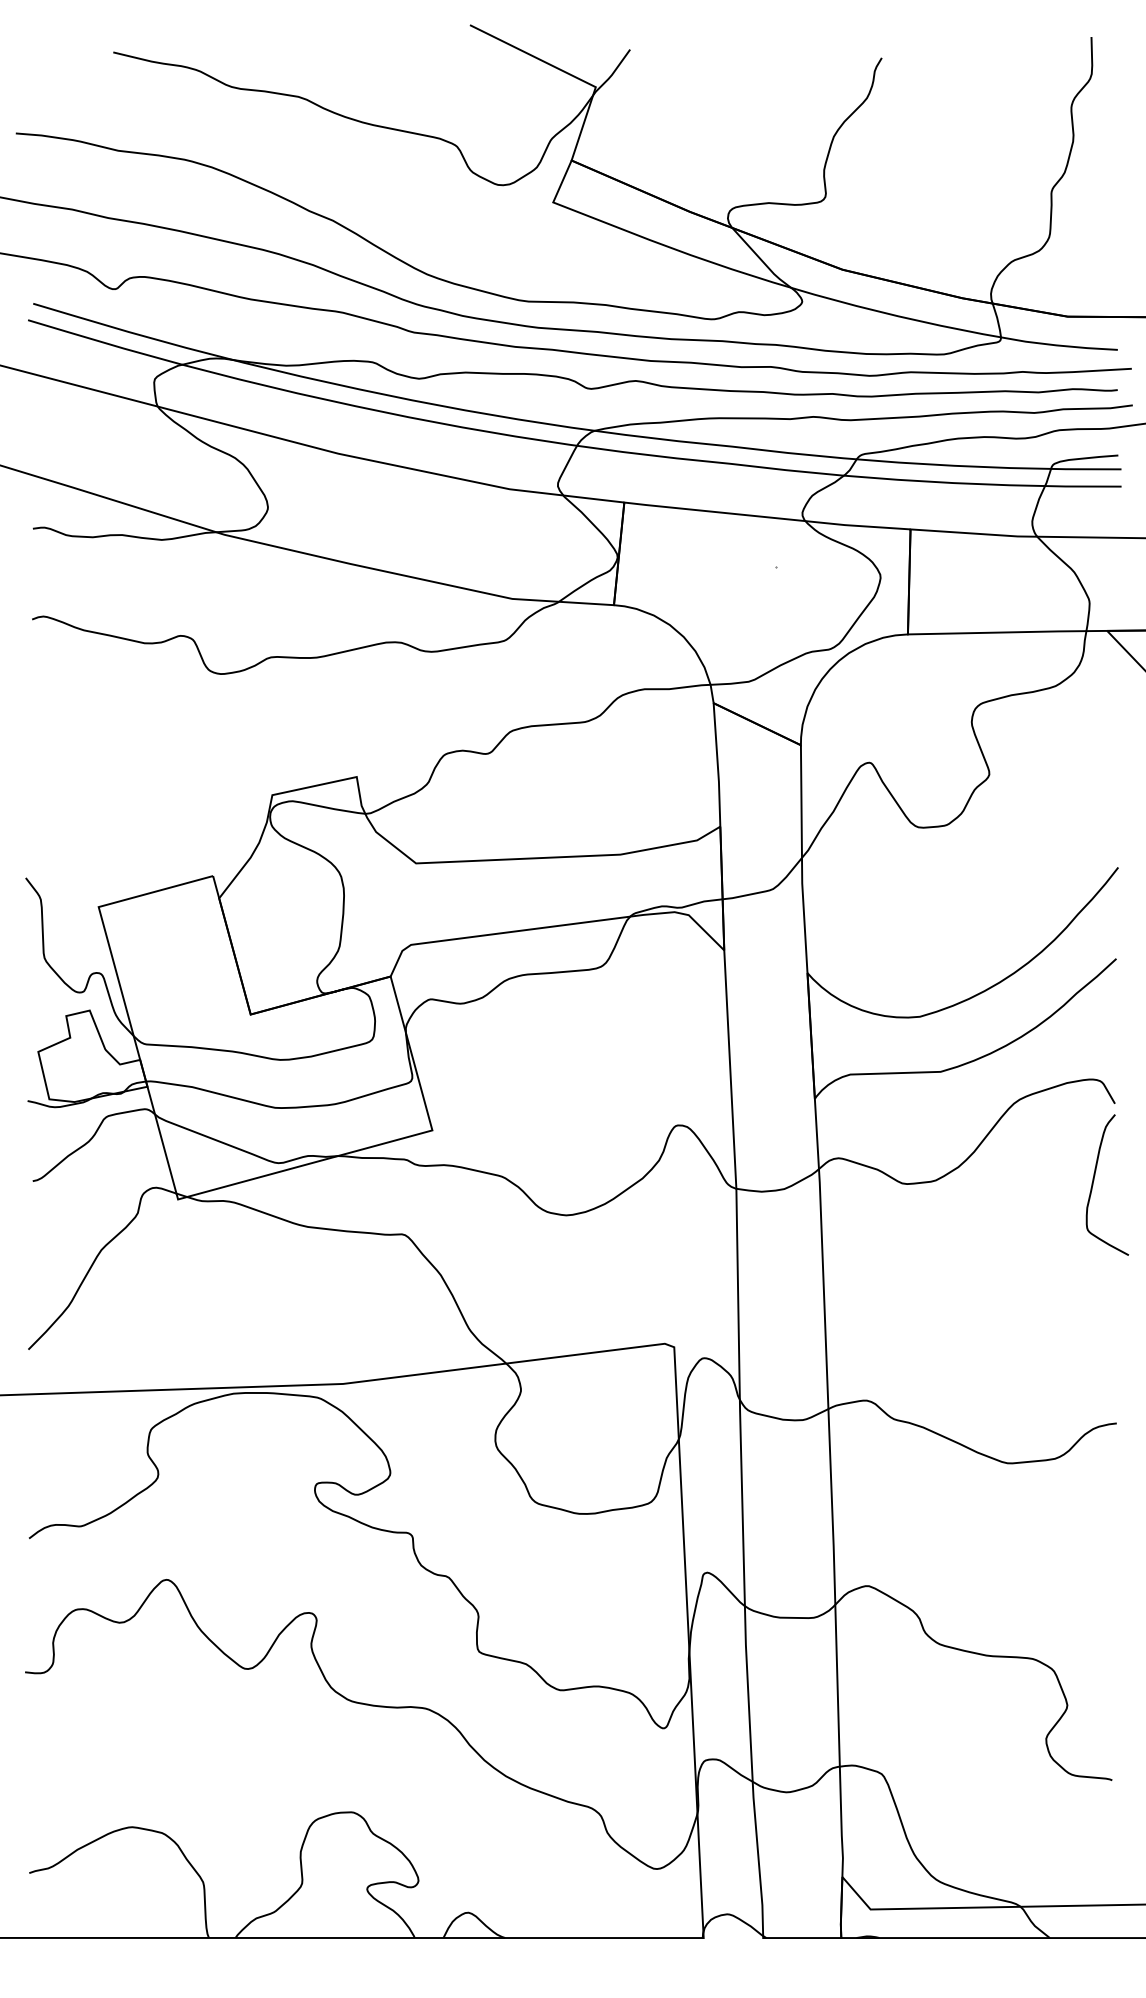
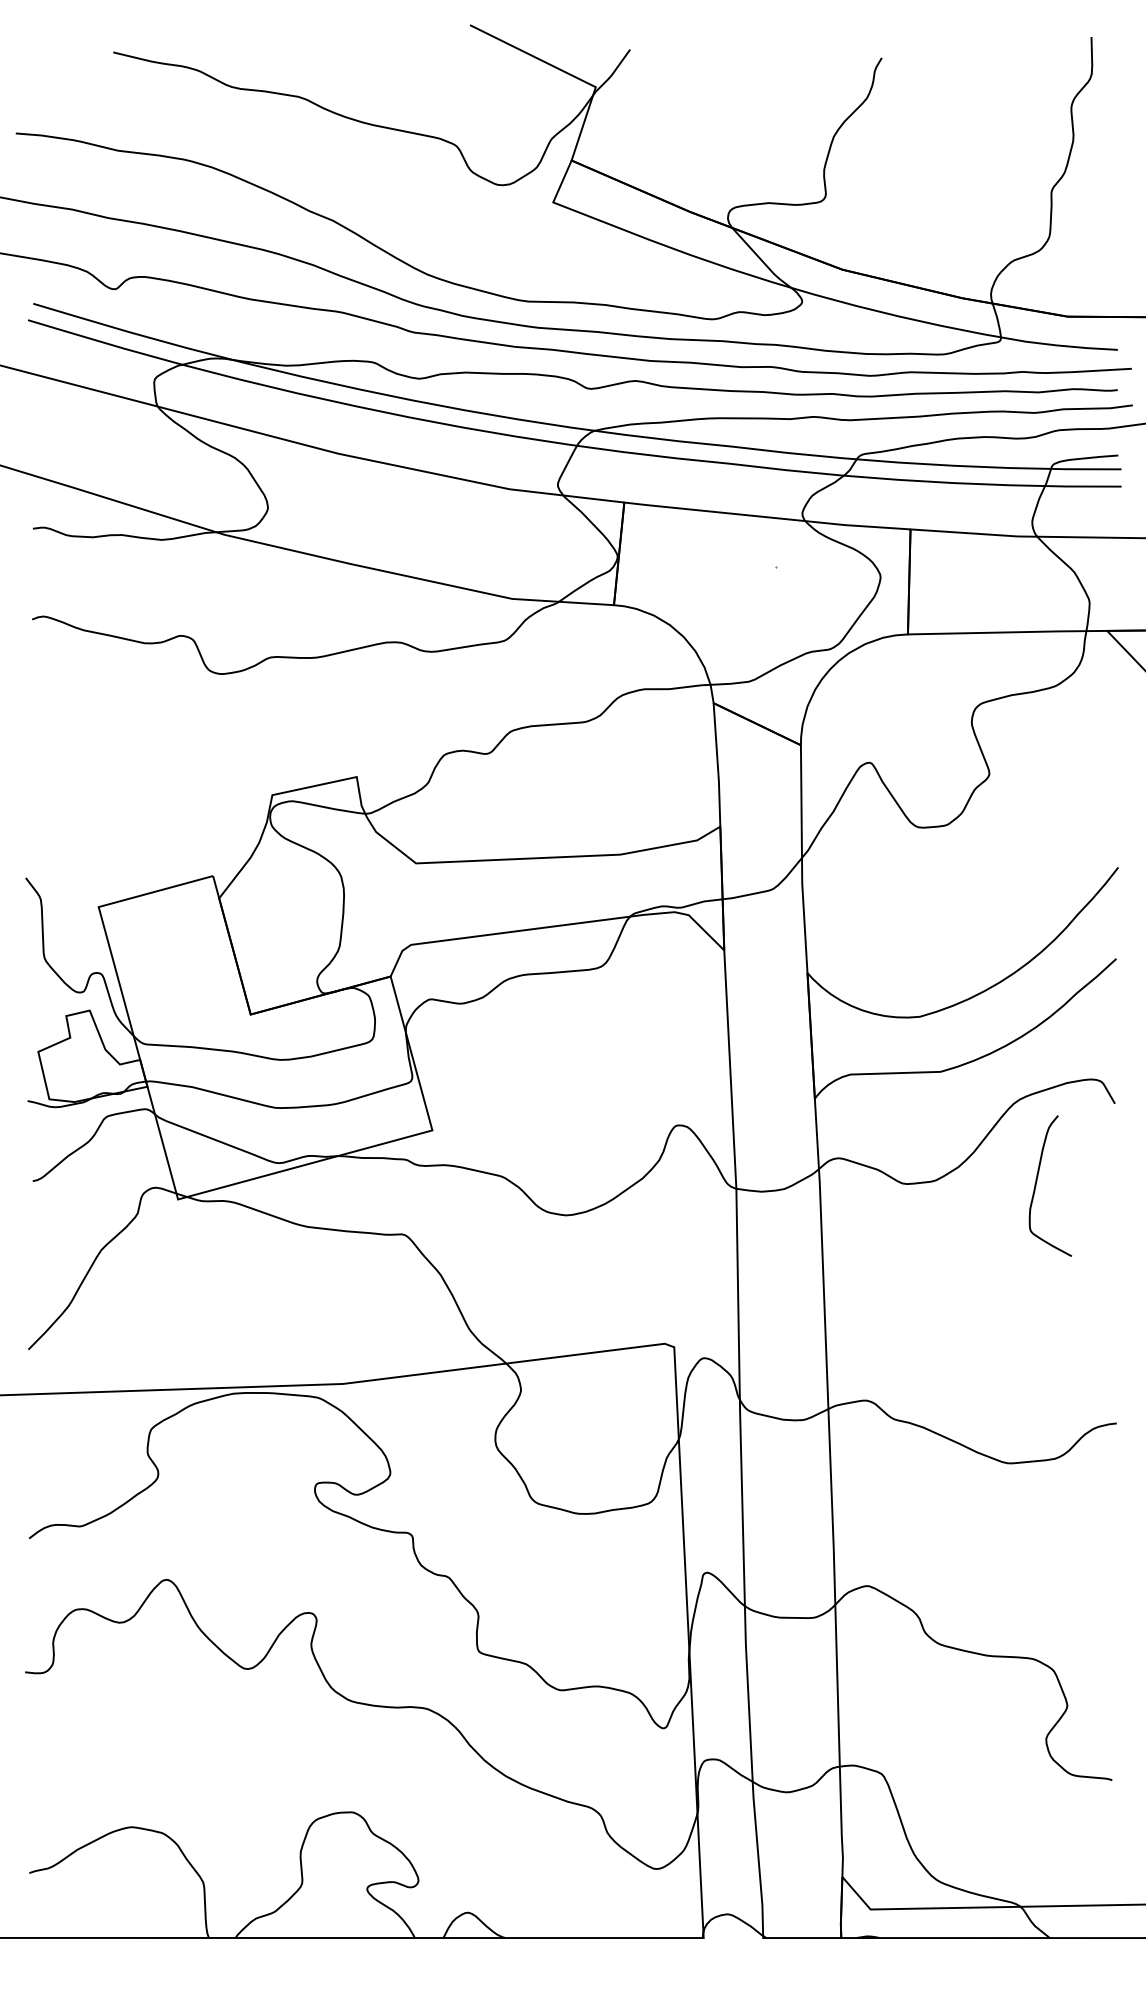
curve position: (1094, 1180) -> (1037, 1181) (1037, 1181)
